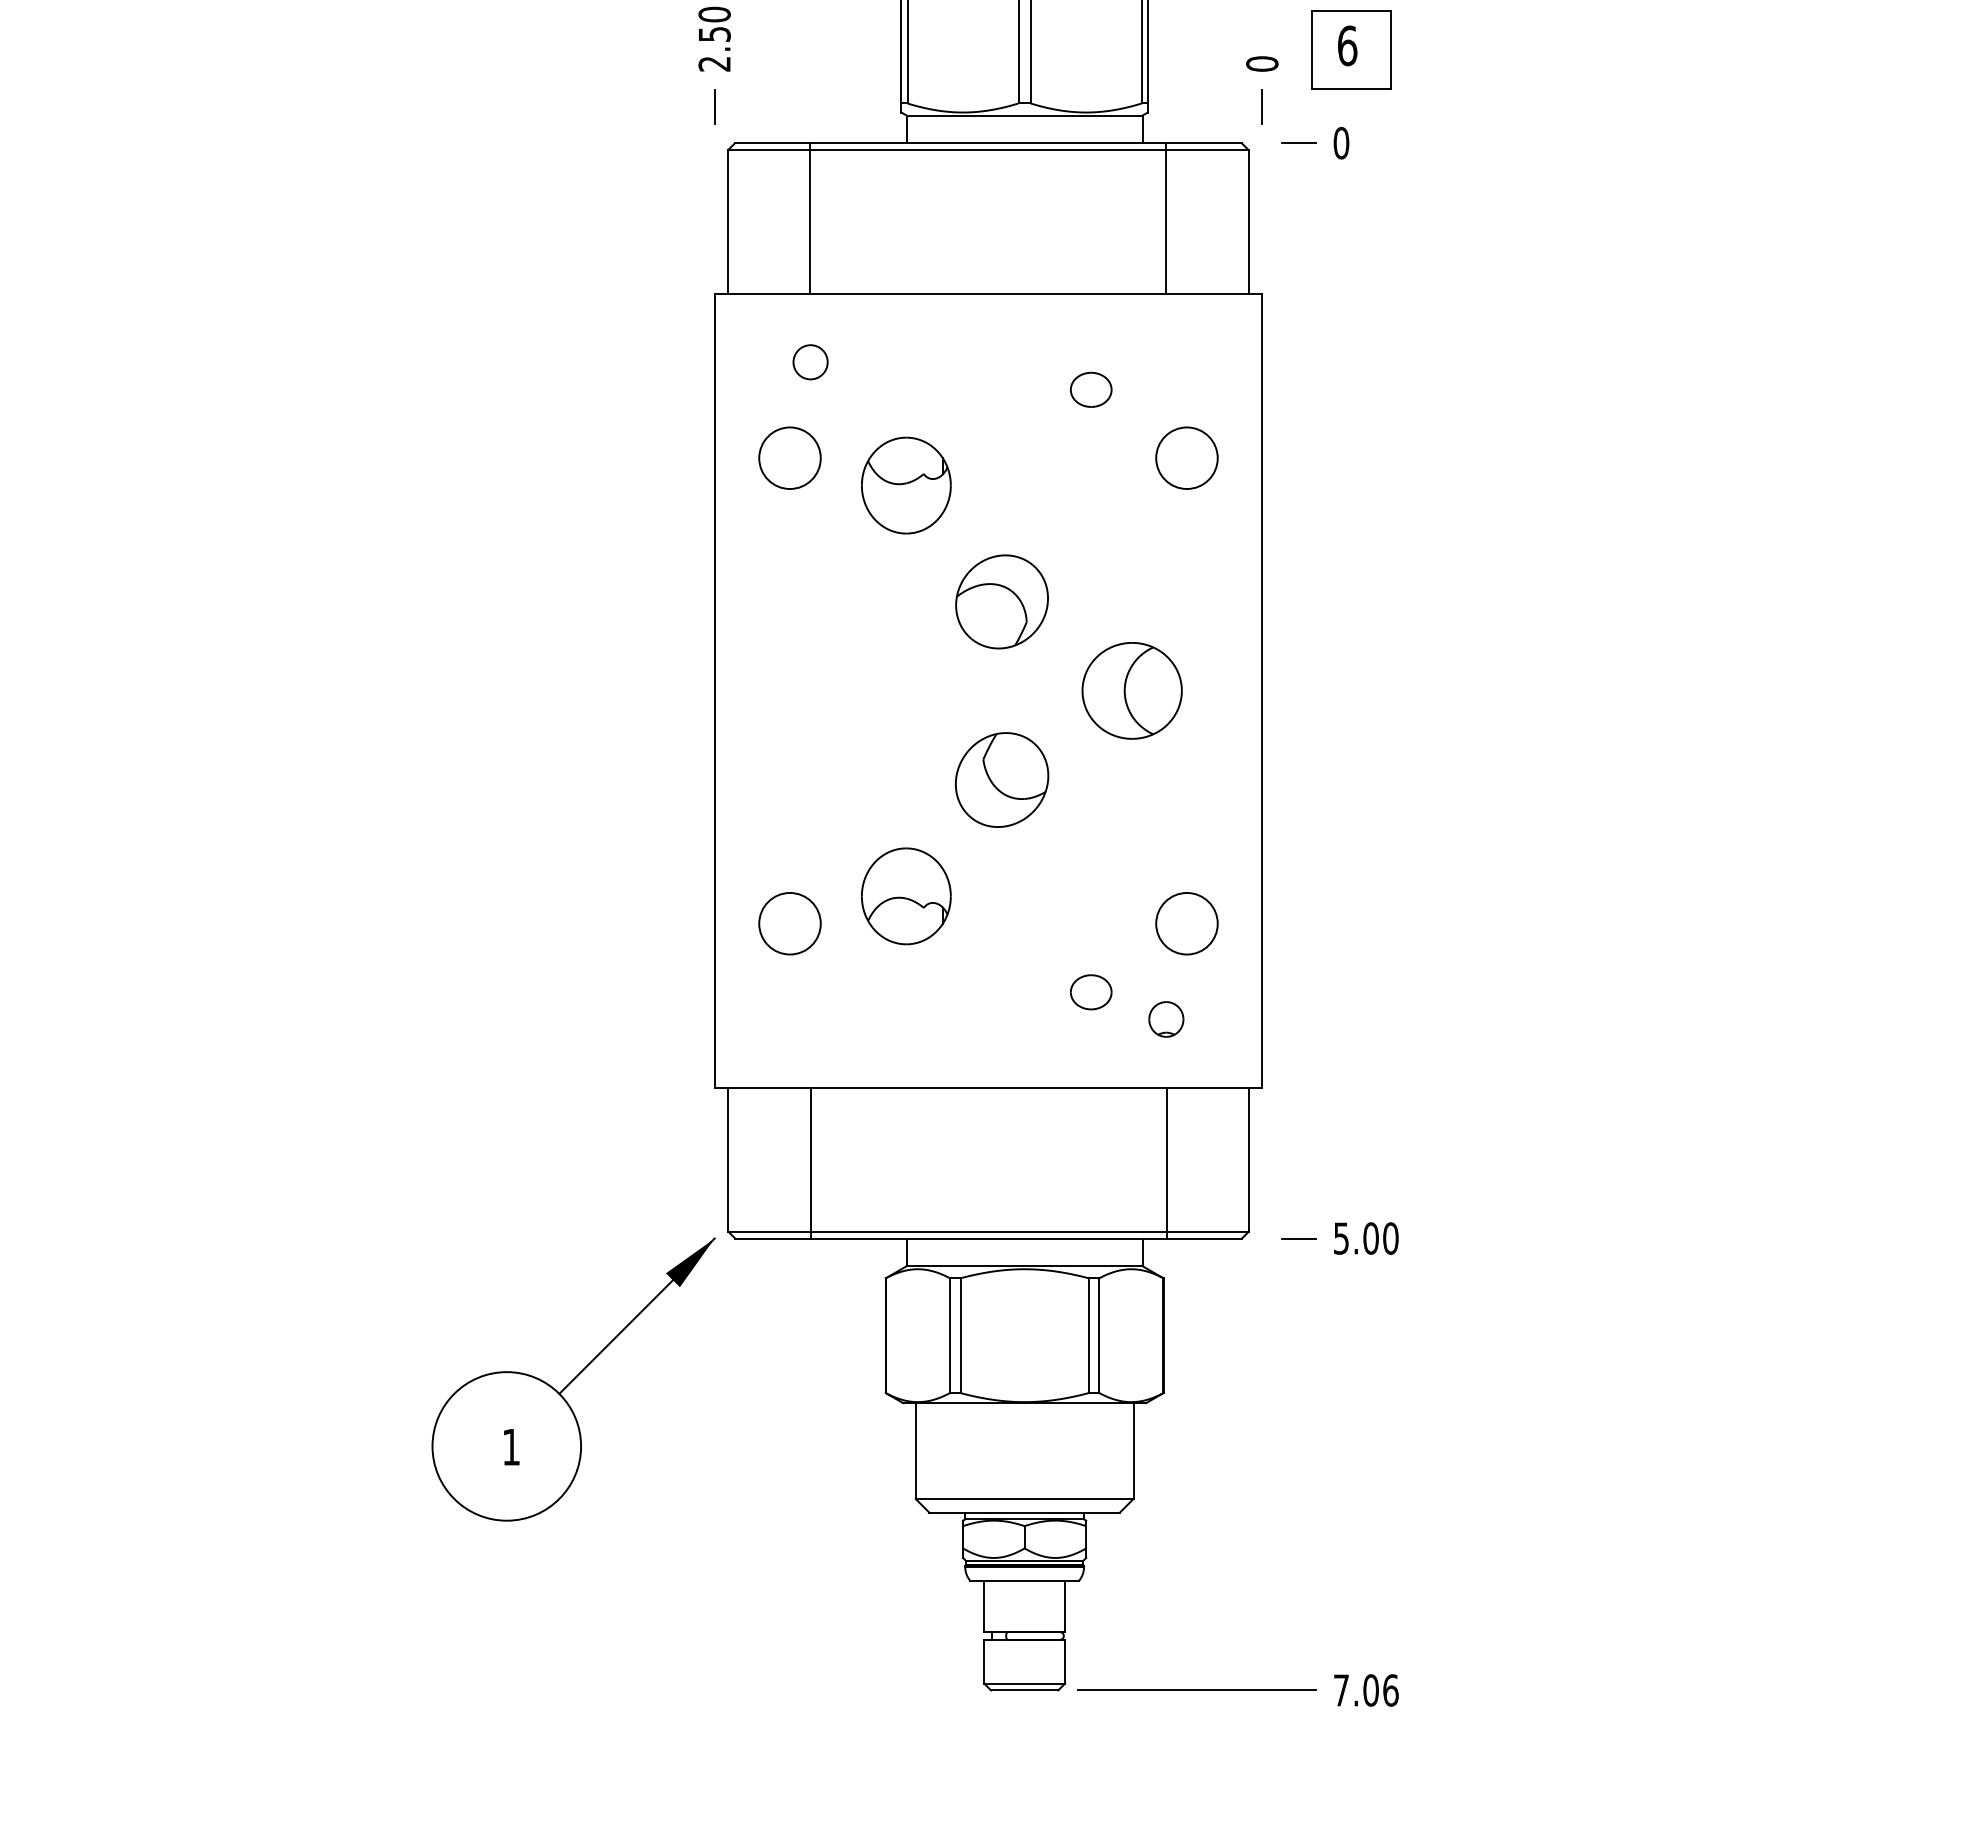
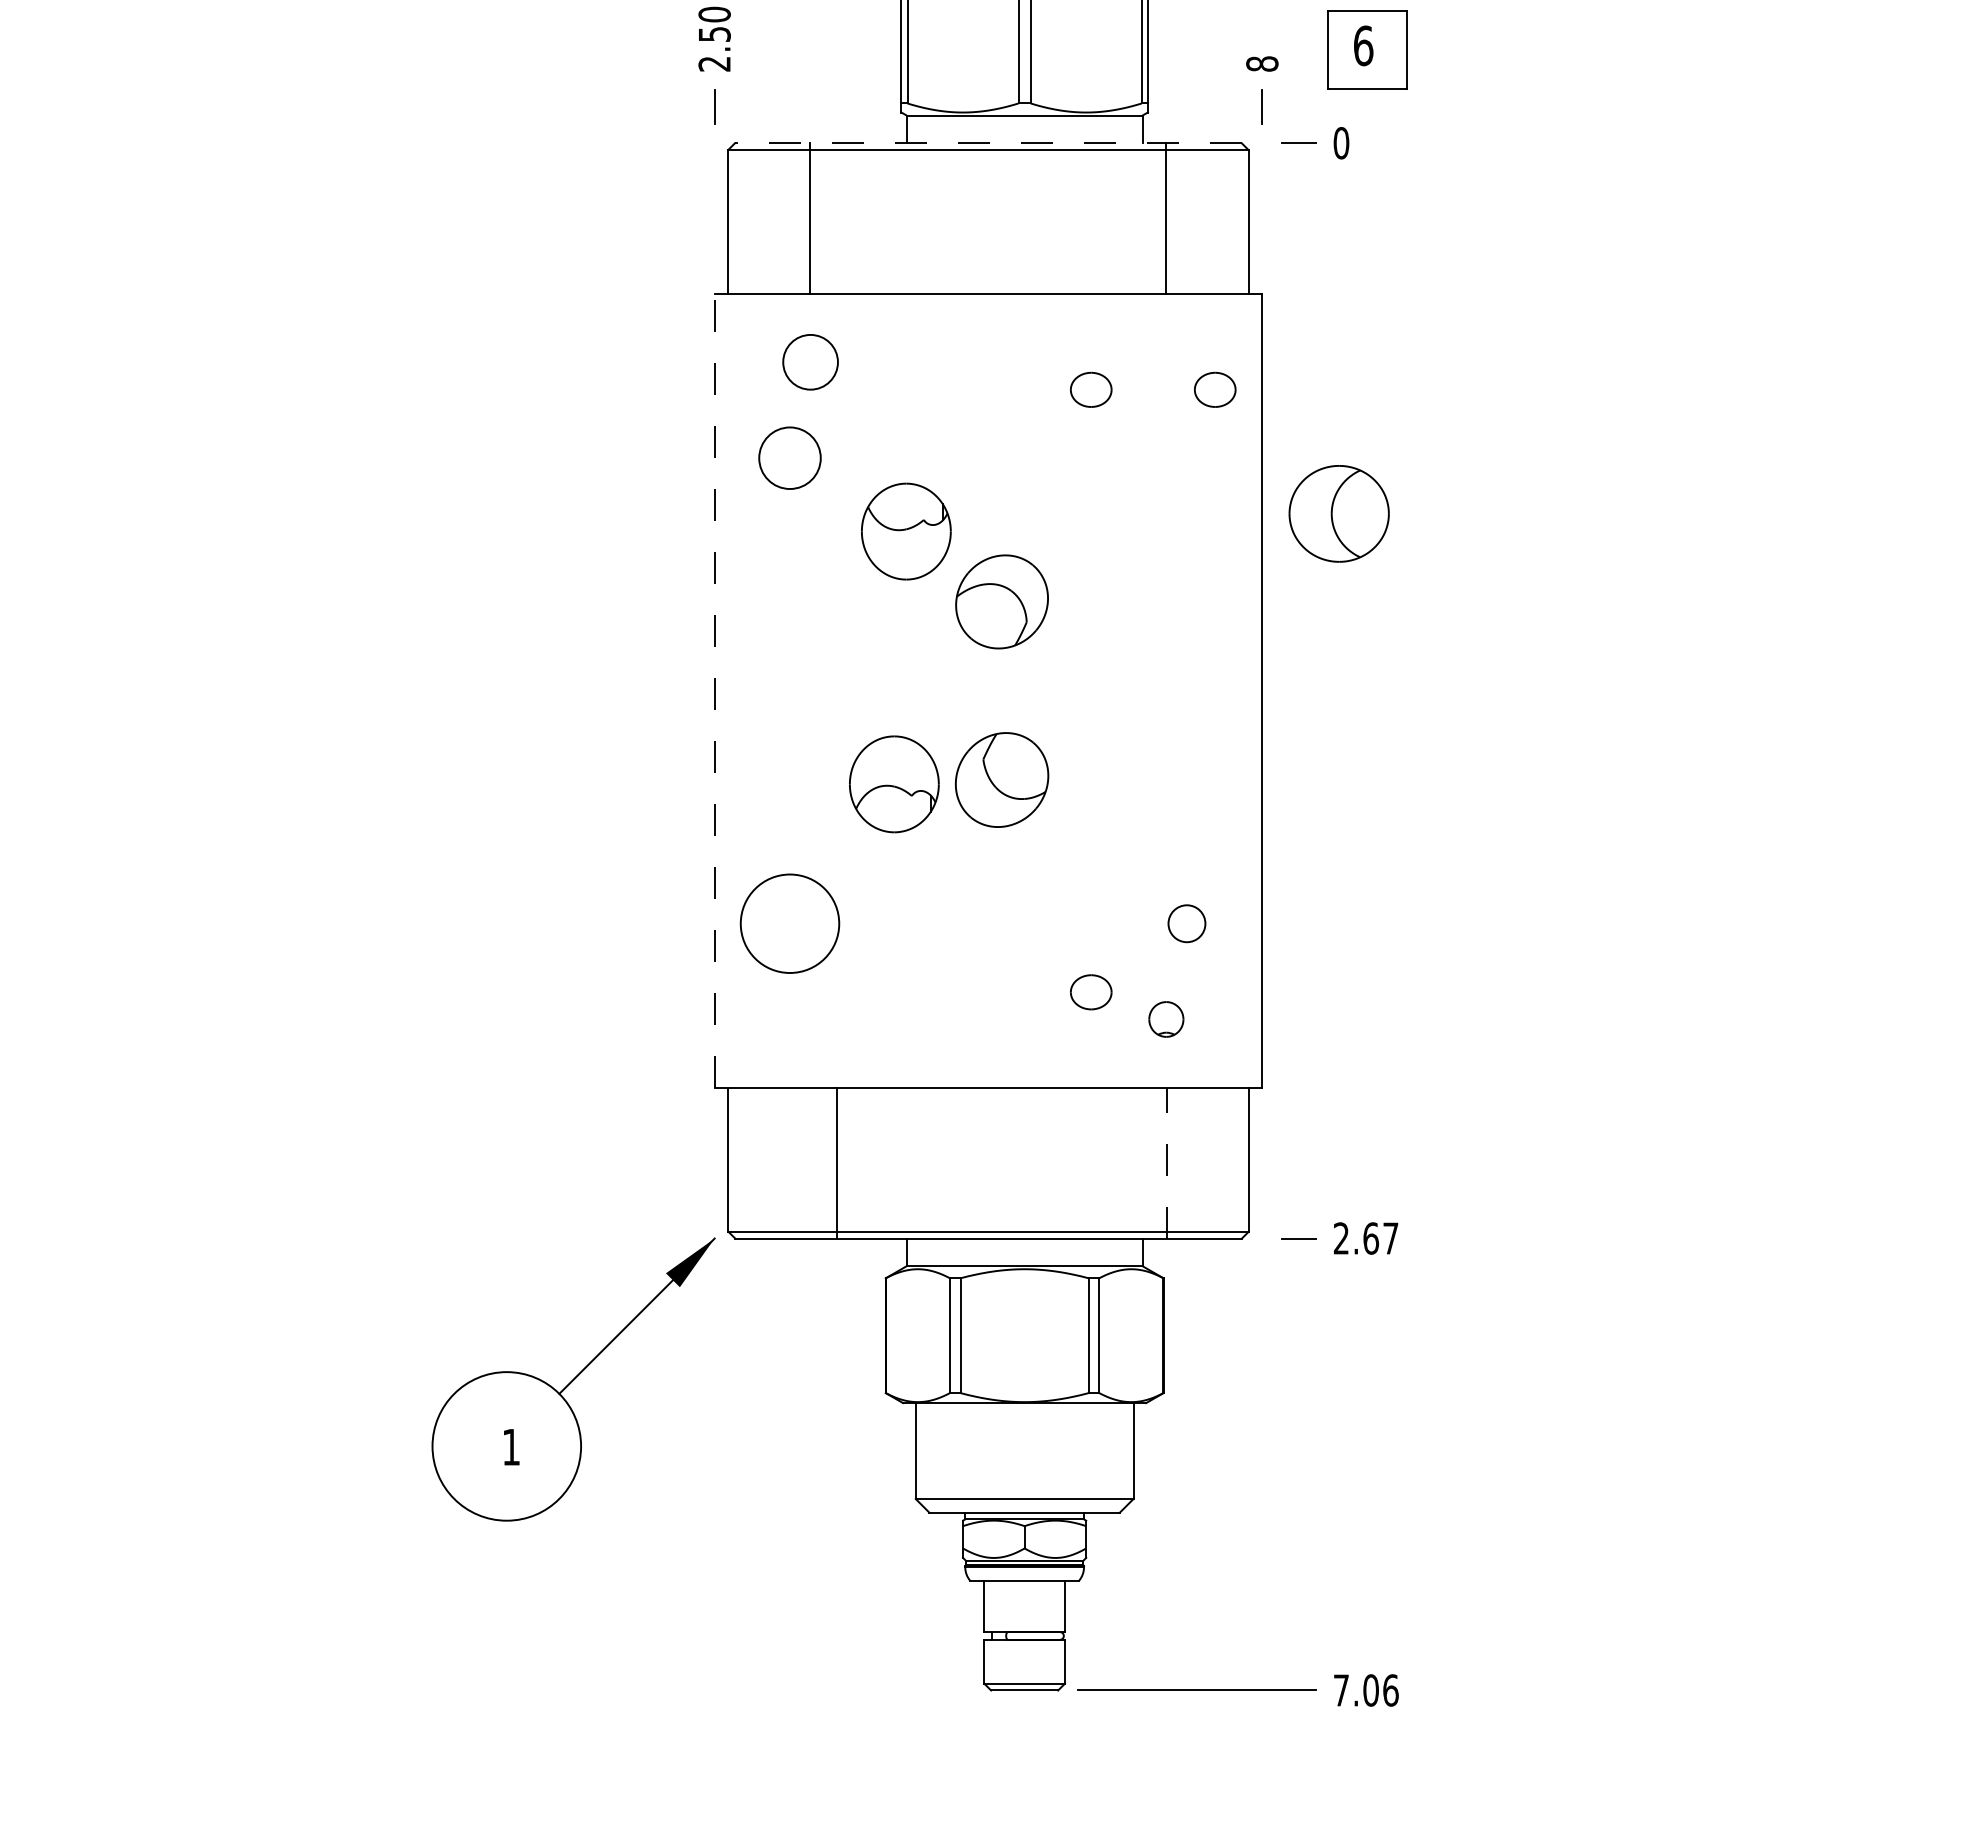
part position: (1351, 49) -> (1367, 49) (1367, 49)
text: 0 -> 8 (1262, 63)
line: solid -> dashed (987, 143)
circle diameter: 34 px -> 55 px (810, 361)
part: none -> present (1215, 389)
circle: present -> none (1186, 457)
part position: (906, 485) -> (906, 531) (906, 531)
line: solid -> dashed (714, 690)
part position: (1131, 690) -> (1338, 513) (1338, 513)
part position: (906, 896) -> (894, 784) (894, 784)
circle diameter: 62 px -> 98 px (789, 923)
circle diameter: 62 px -> 37 px (1186, 923)
line position: (810, 1162) -> (836, 1162) (836, 1162)
line: solid -> dashed (1166, 1162)
text: 5.00 -> 2.67 (1366, 1238)
